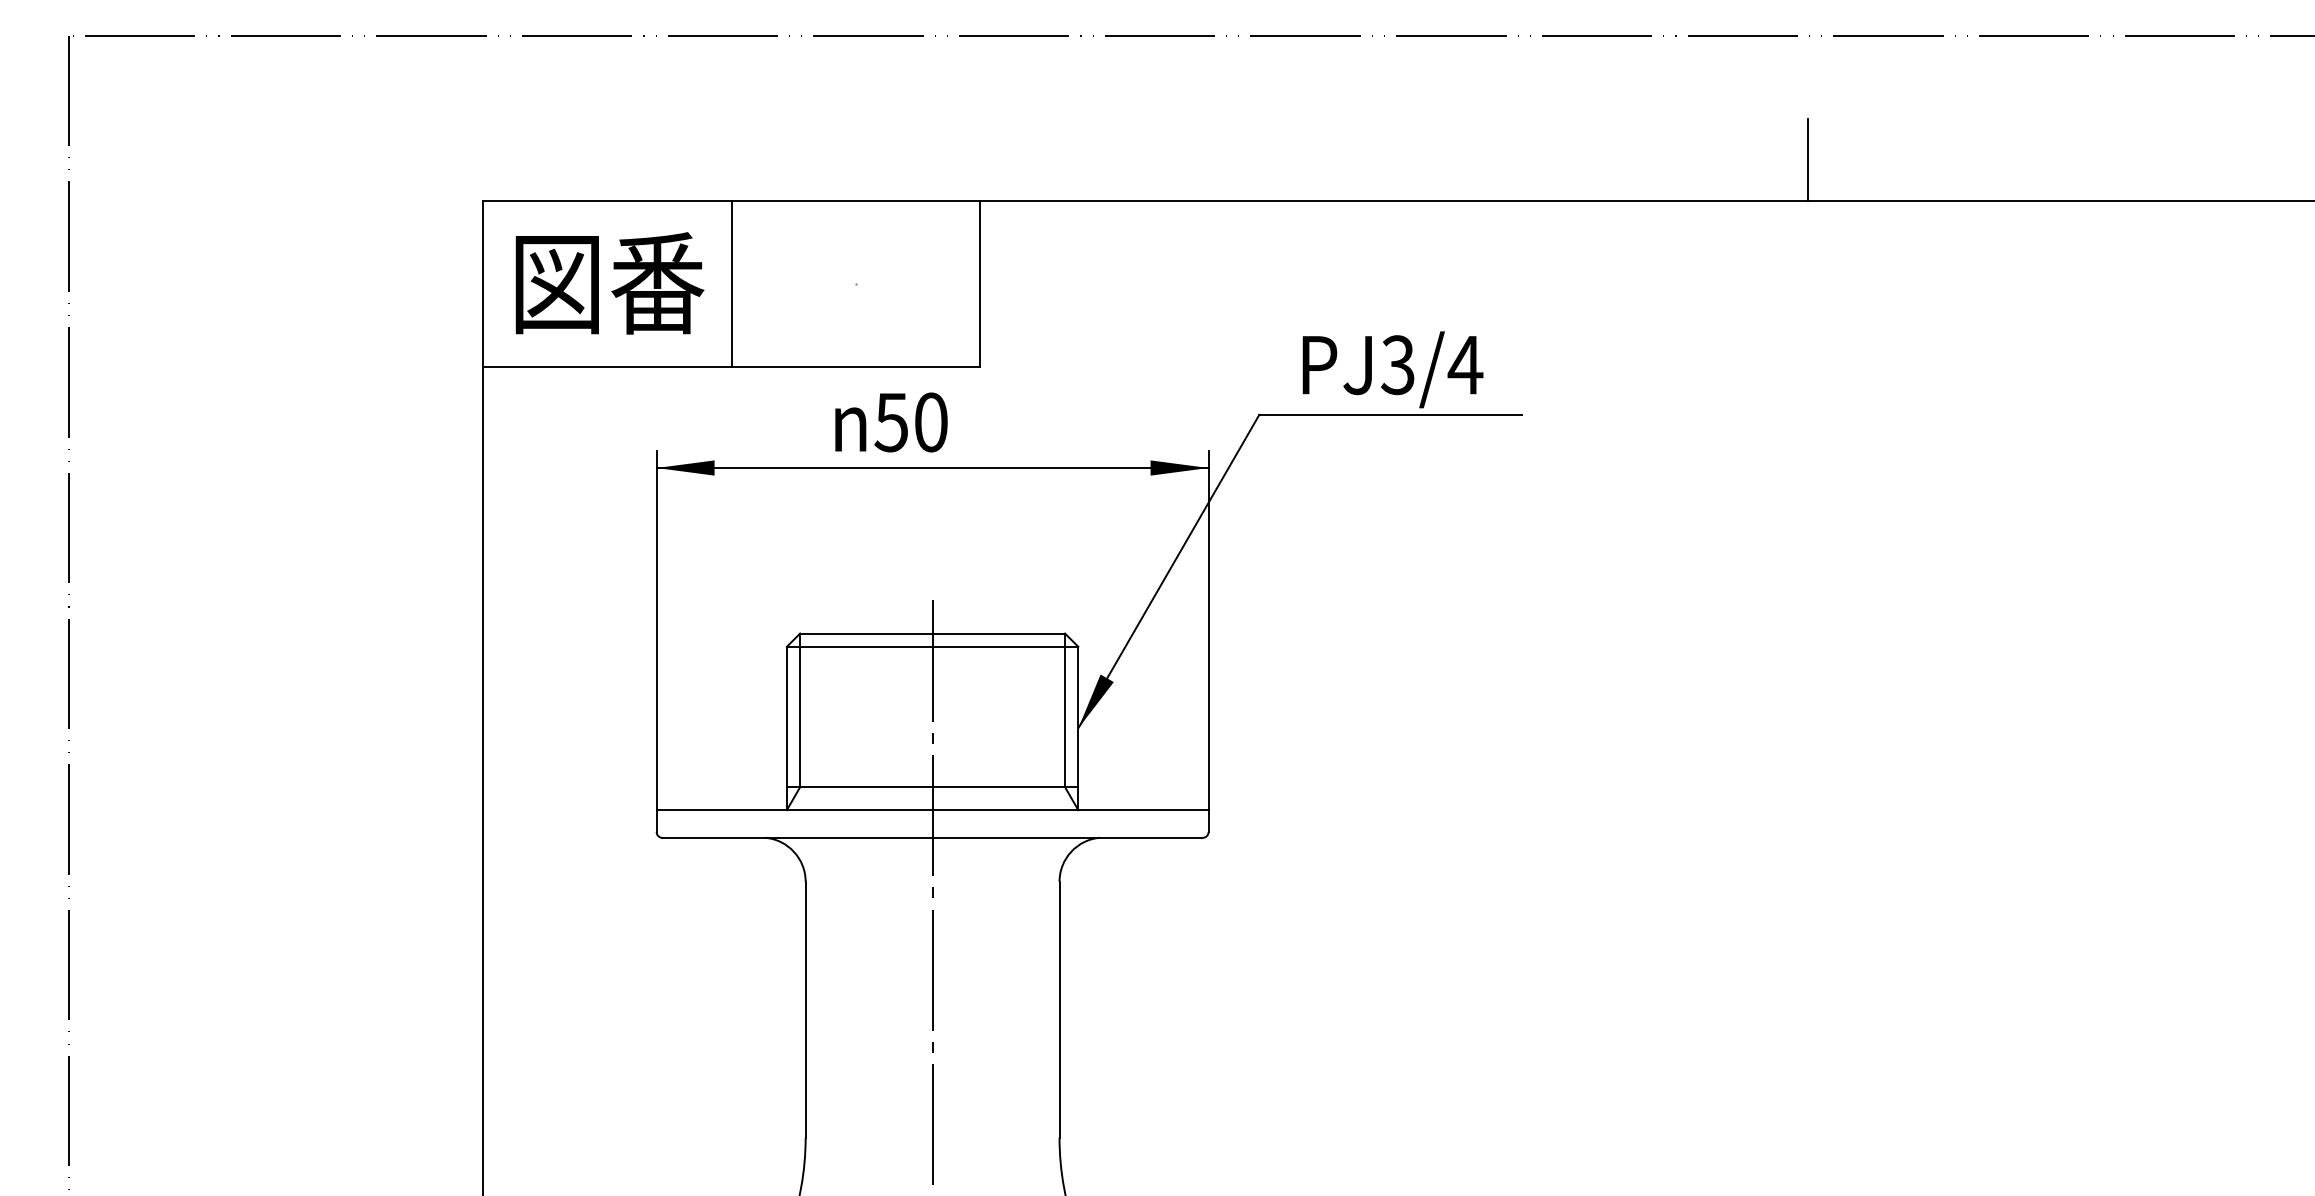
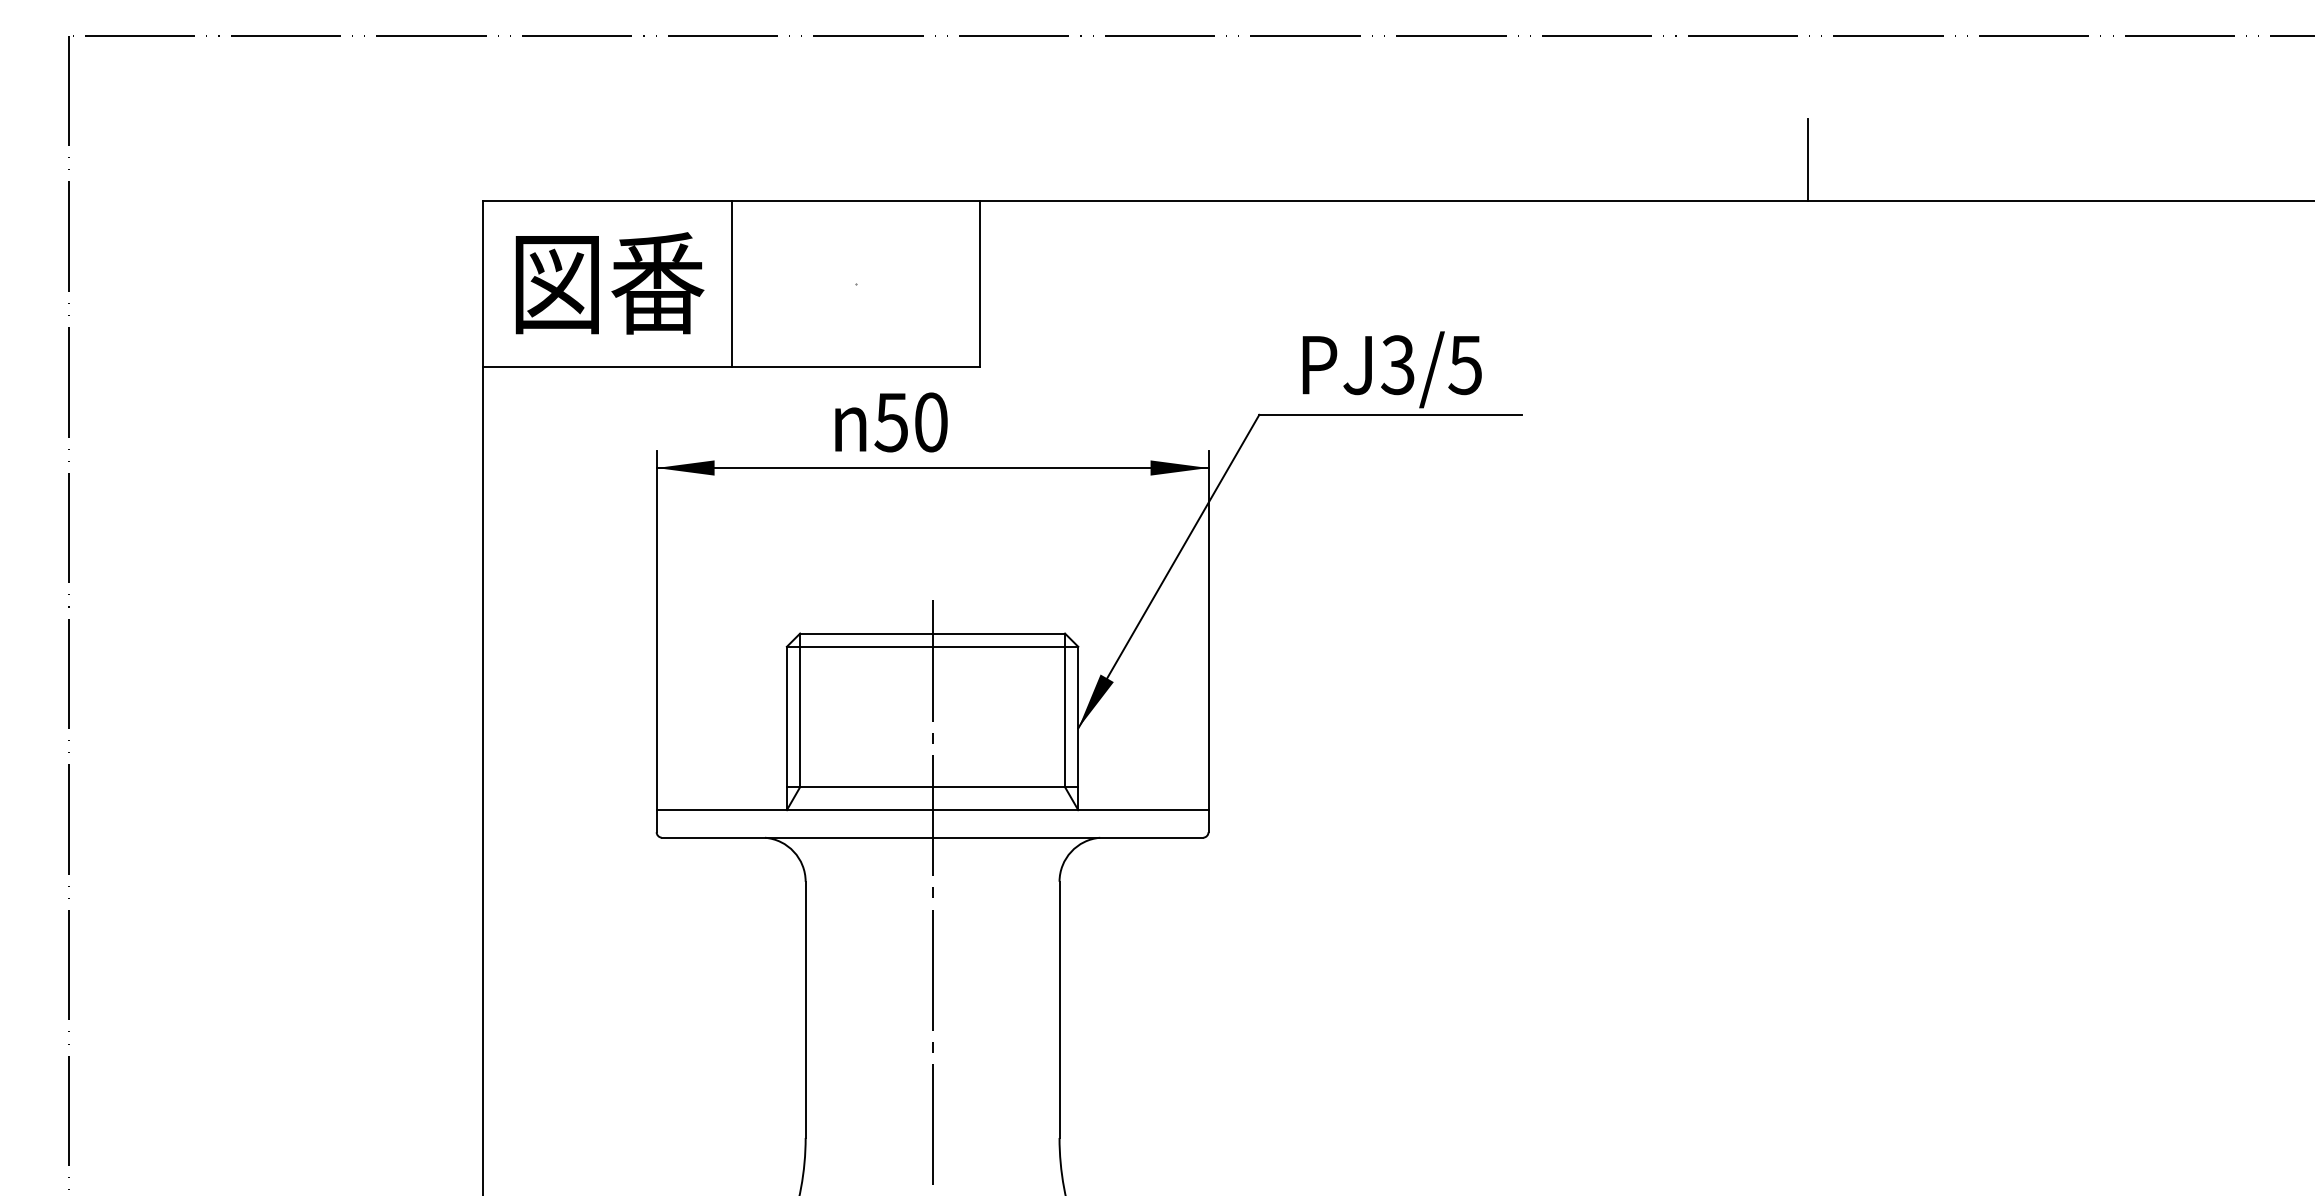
text: PJ3/4 -> PJ3/5 (1465, 365)
